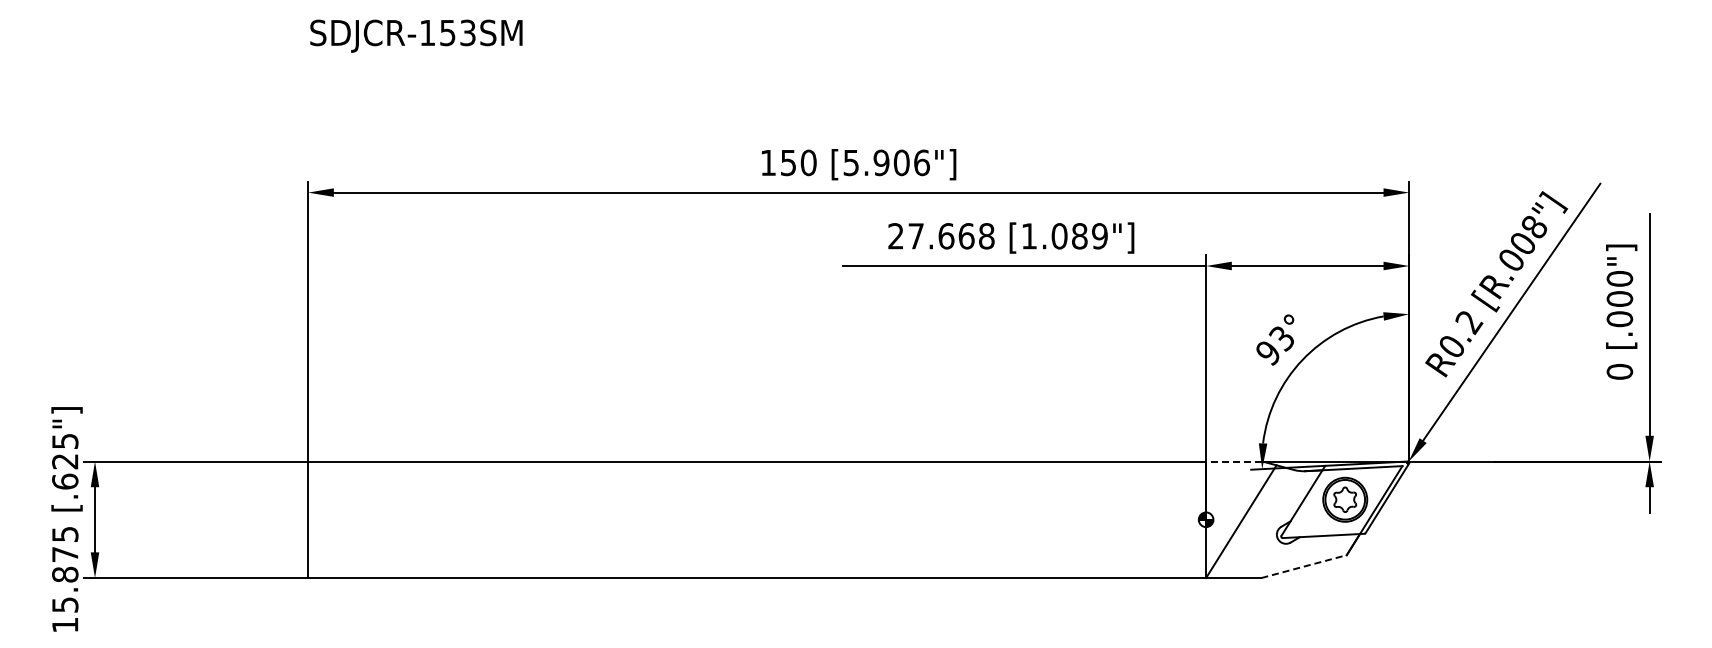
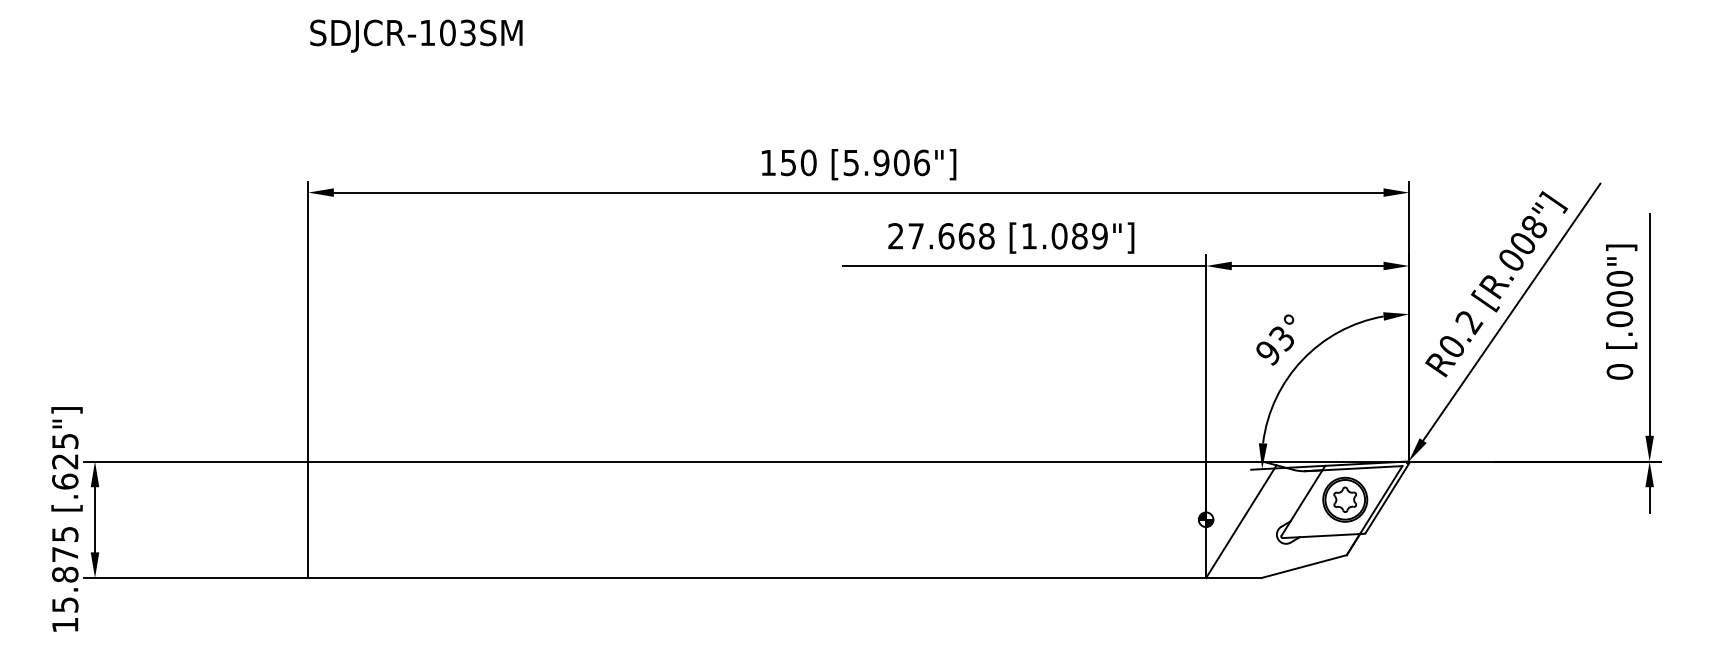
text: SDJCR-153SM -> SDJCR-103SM (447, 32)
line: dashed -> solid (1233, 461)
line: dashed -> solid (1304, 566)
